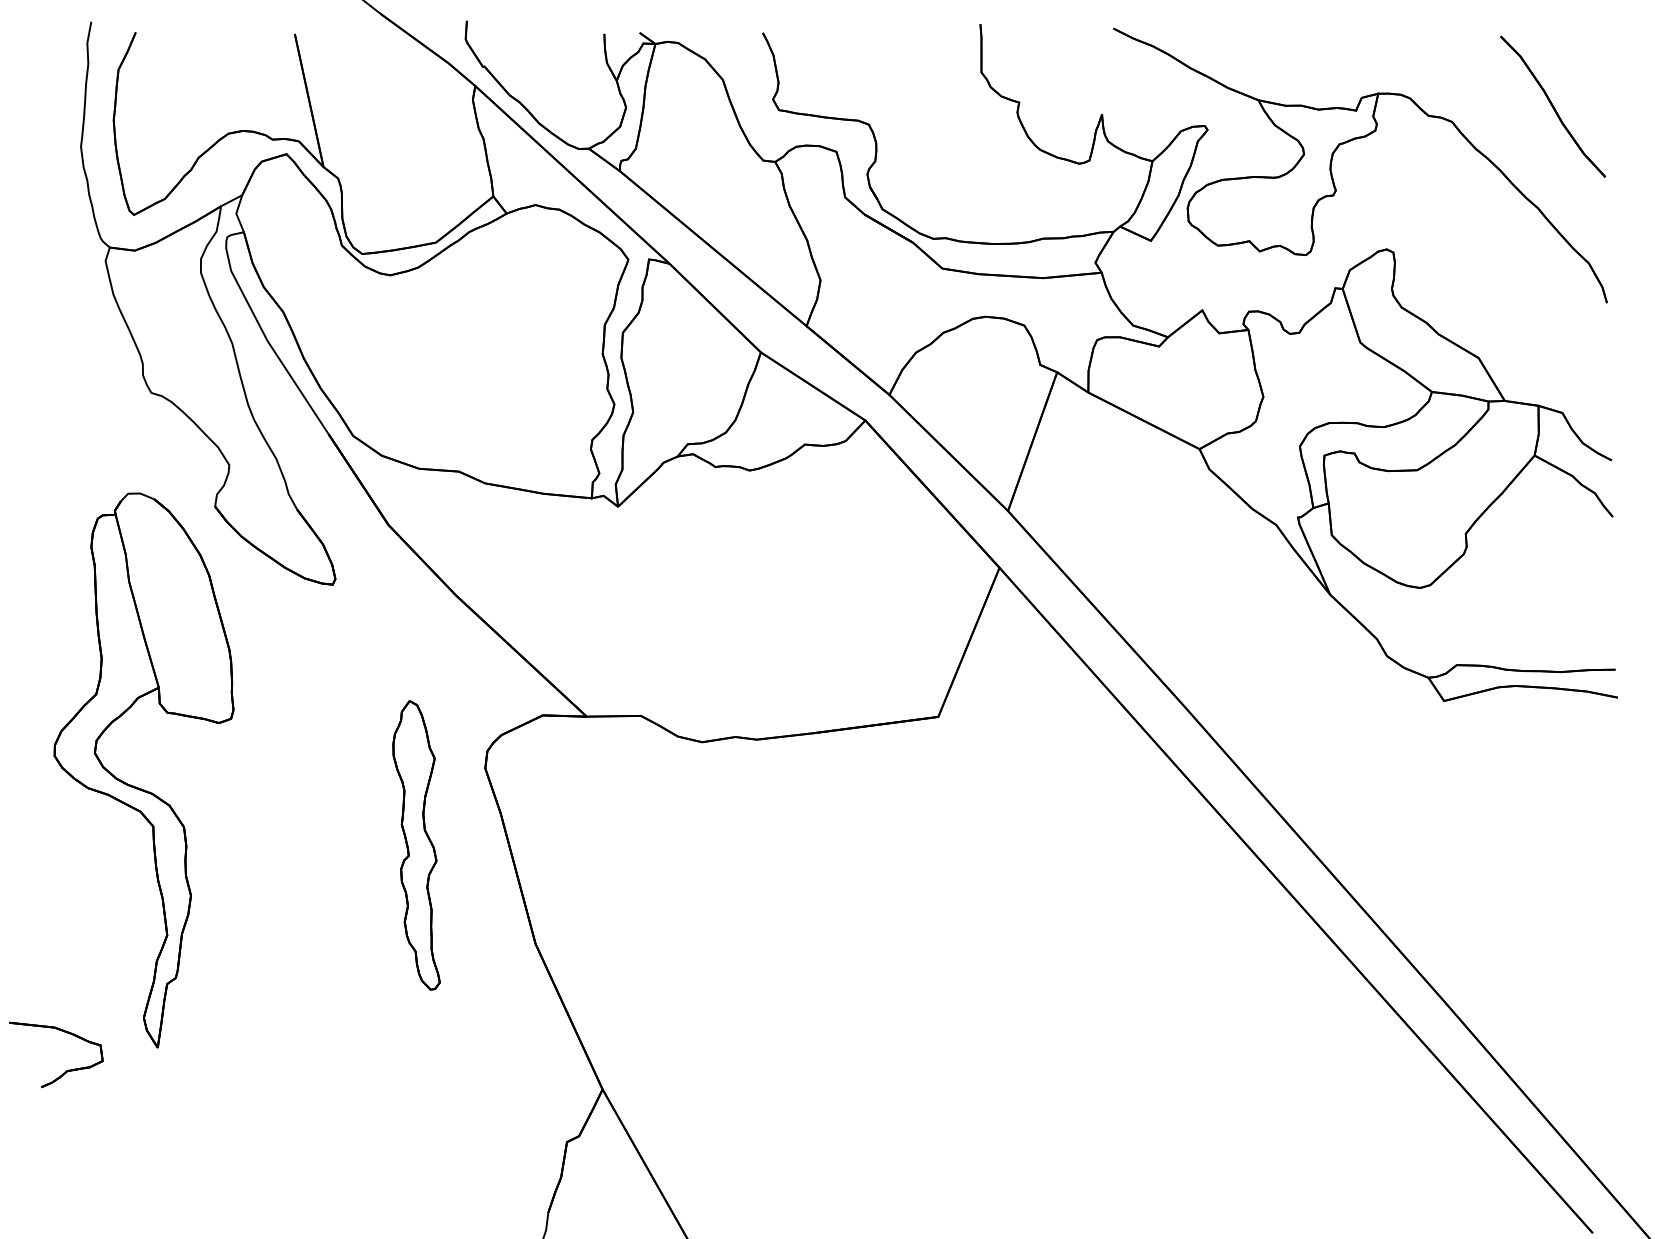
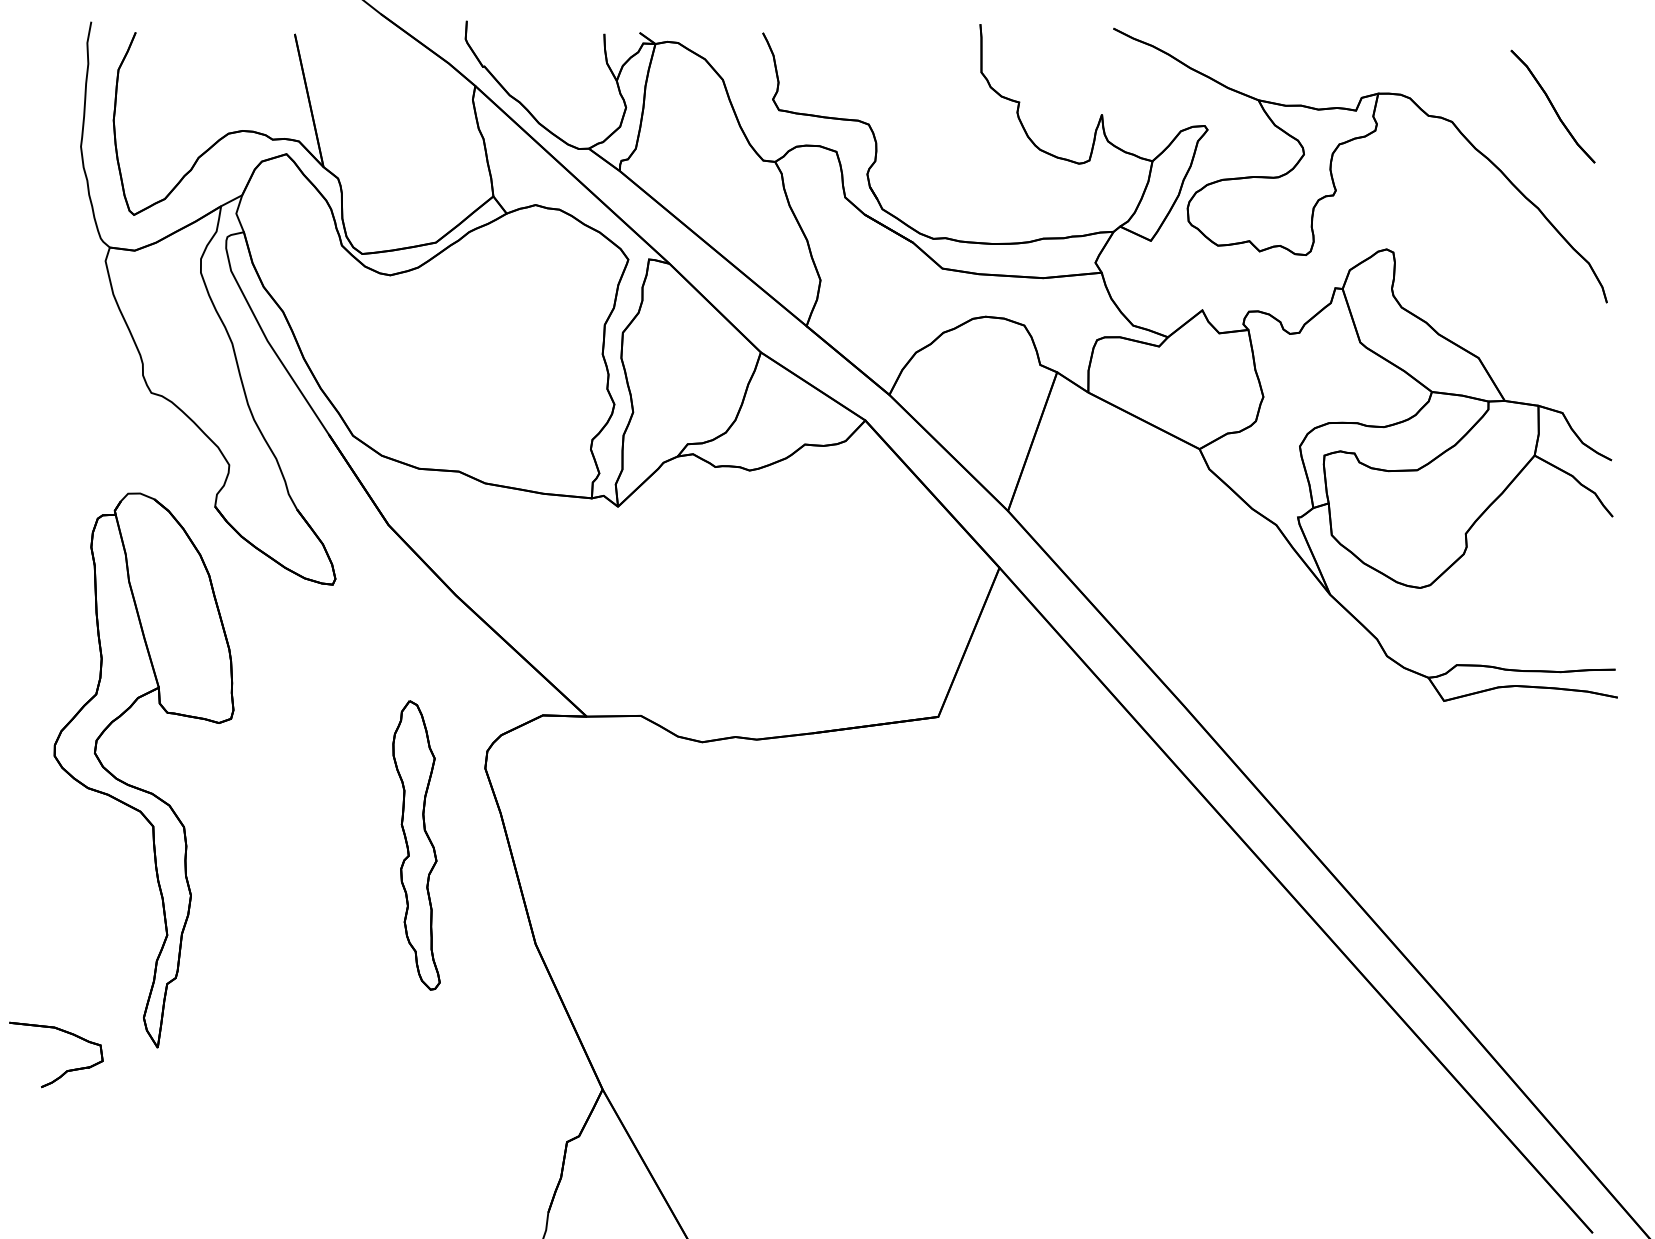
part size: 106x143 px -> 86x115 px (1552, 106)
